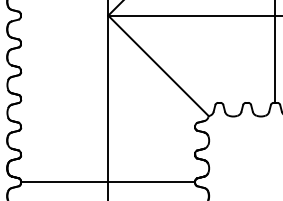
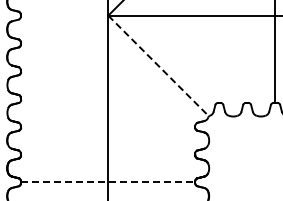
line: solid -> dashed (158, 66)
line: solid -> dashed (108, 182)
